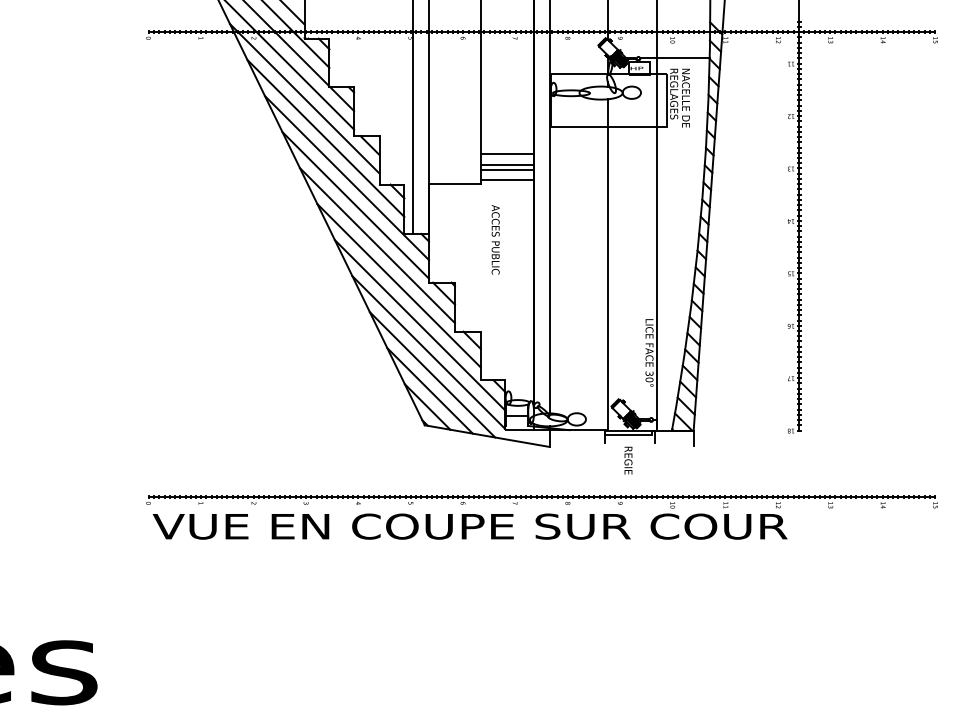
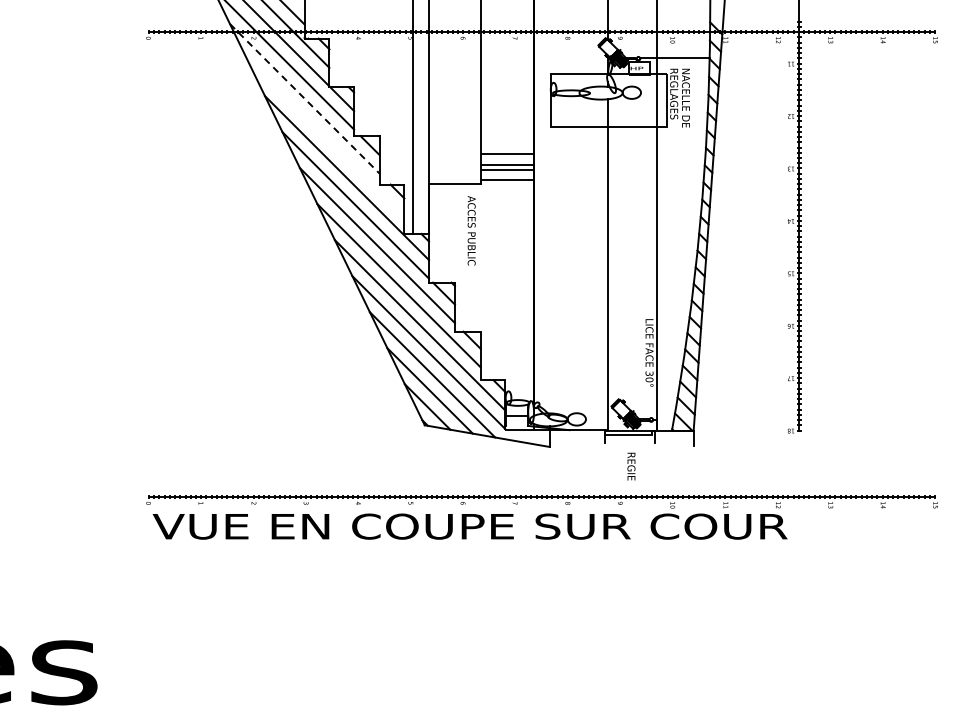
line: solid -> dashed (304, 98)
line: present -> none (325, 138)
line: present -> none (549, 207)
text position: (495, 239) -> (471, 230) (471, 230)
text position: (628, 460) -> (631, 466) (631, 466)
